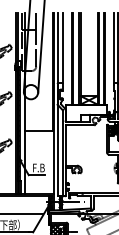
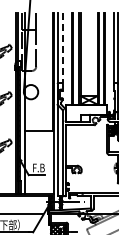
line: present -> none (41, 47)
line: solid -> dashed (62, 48)
